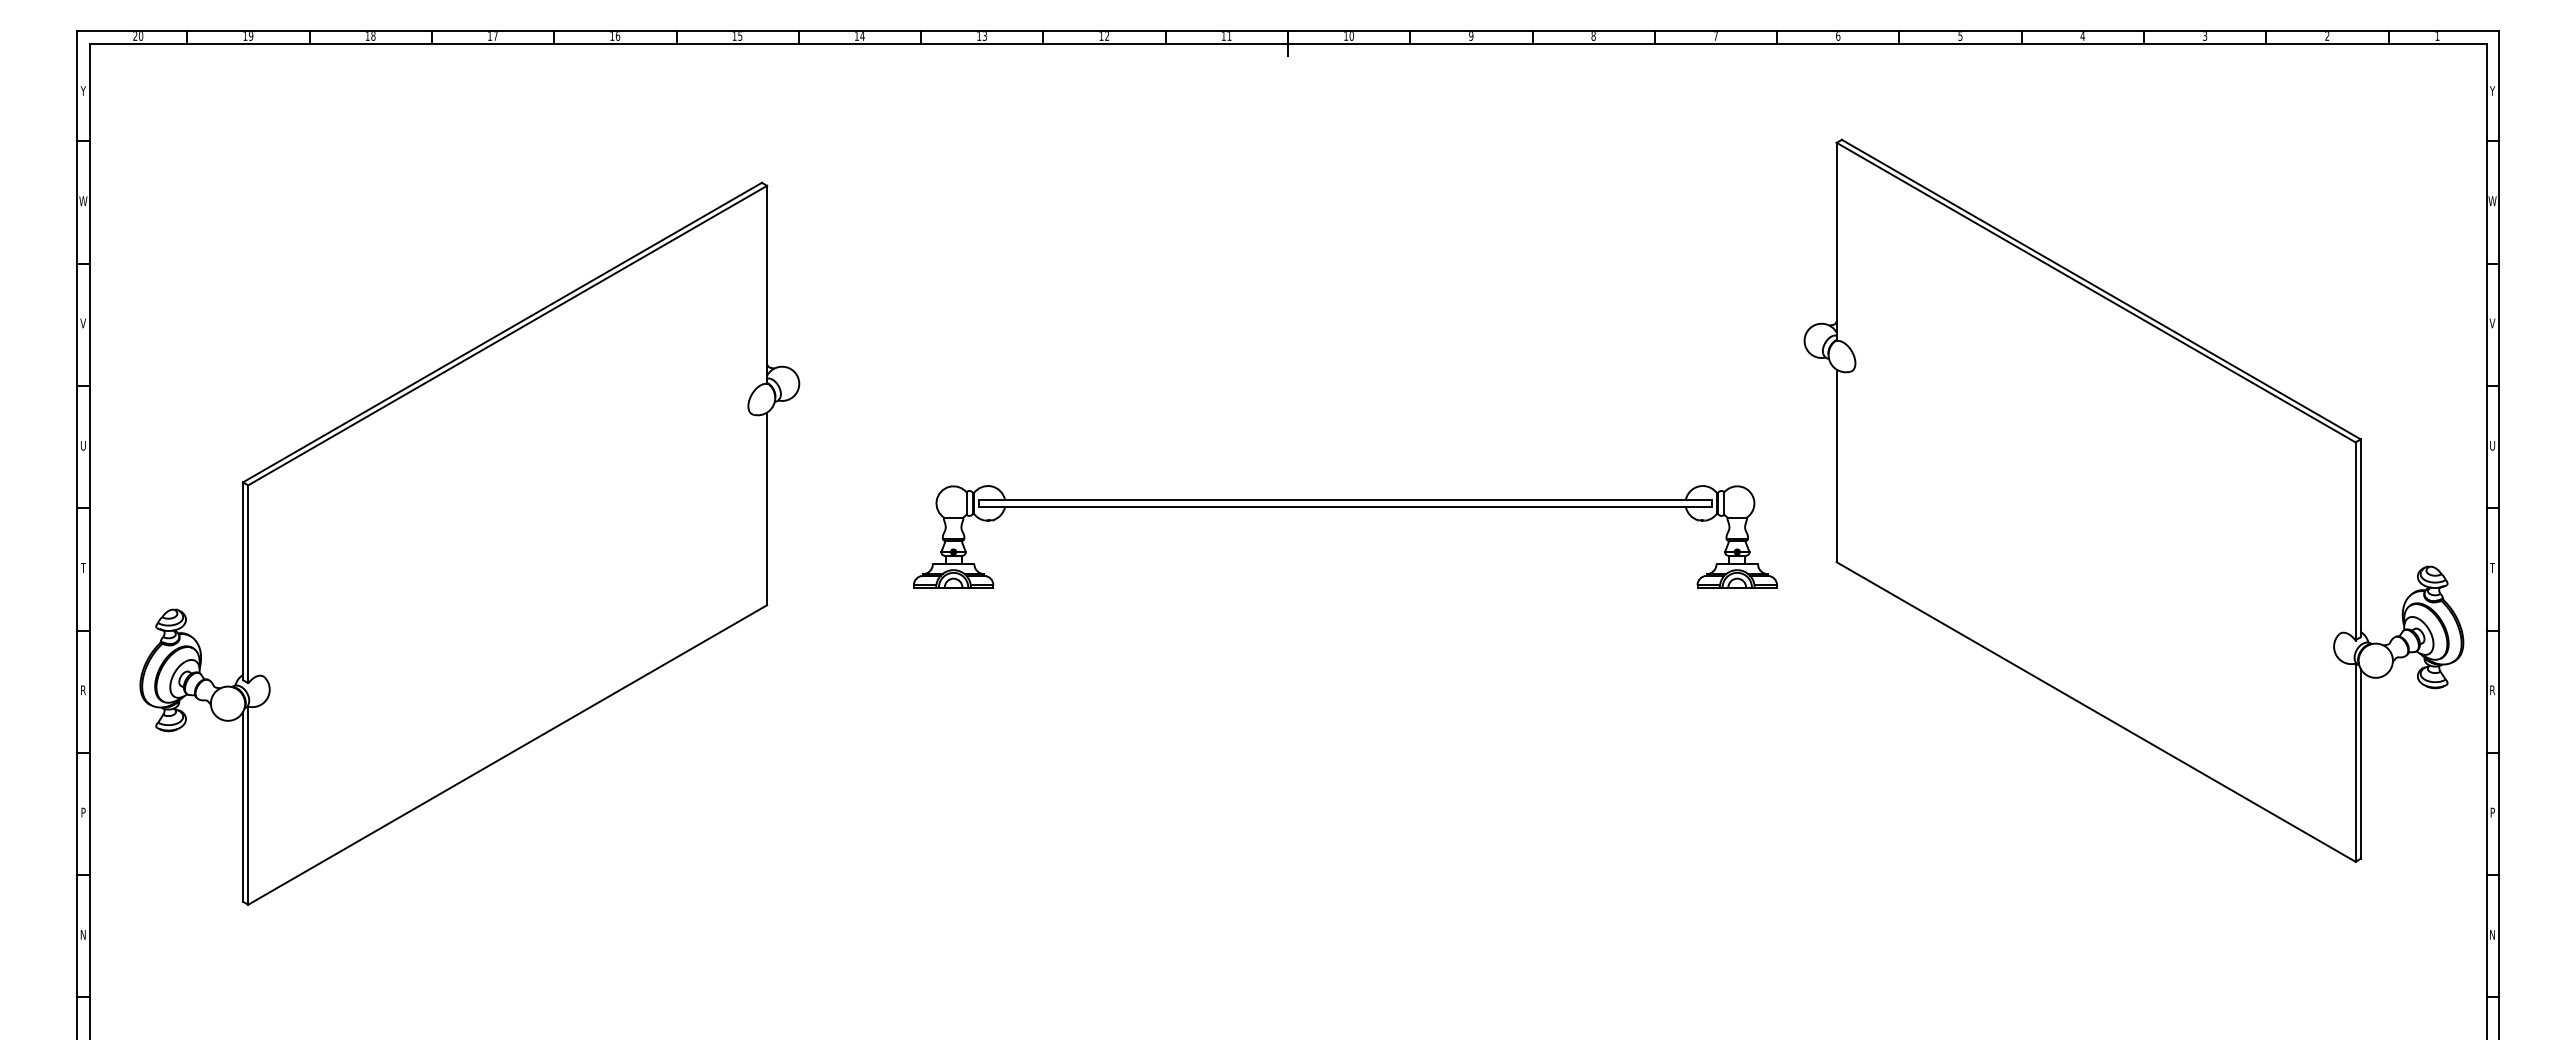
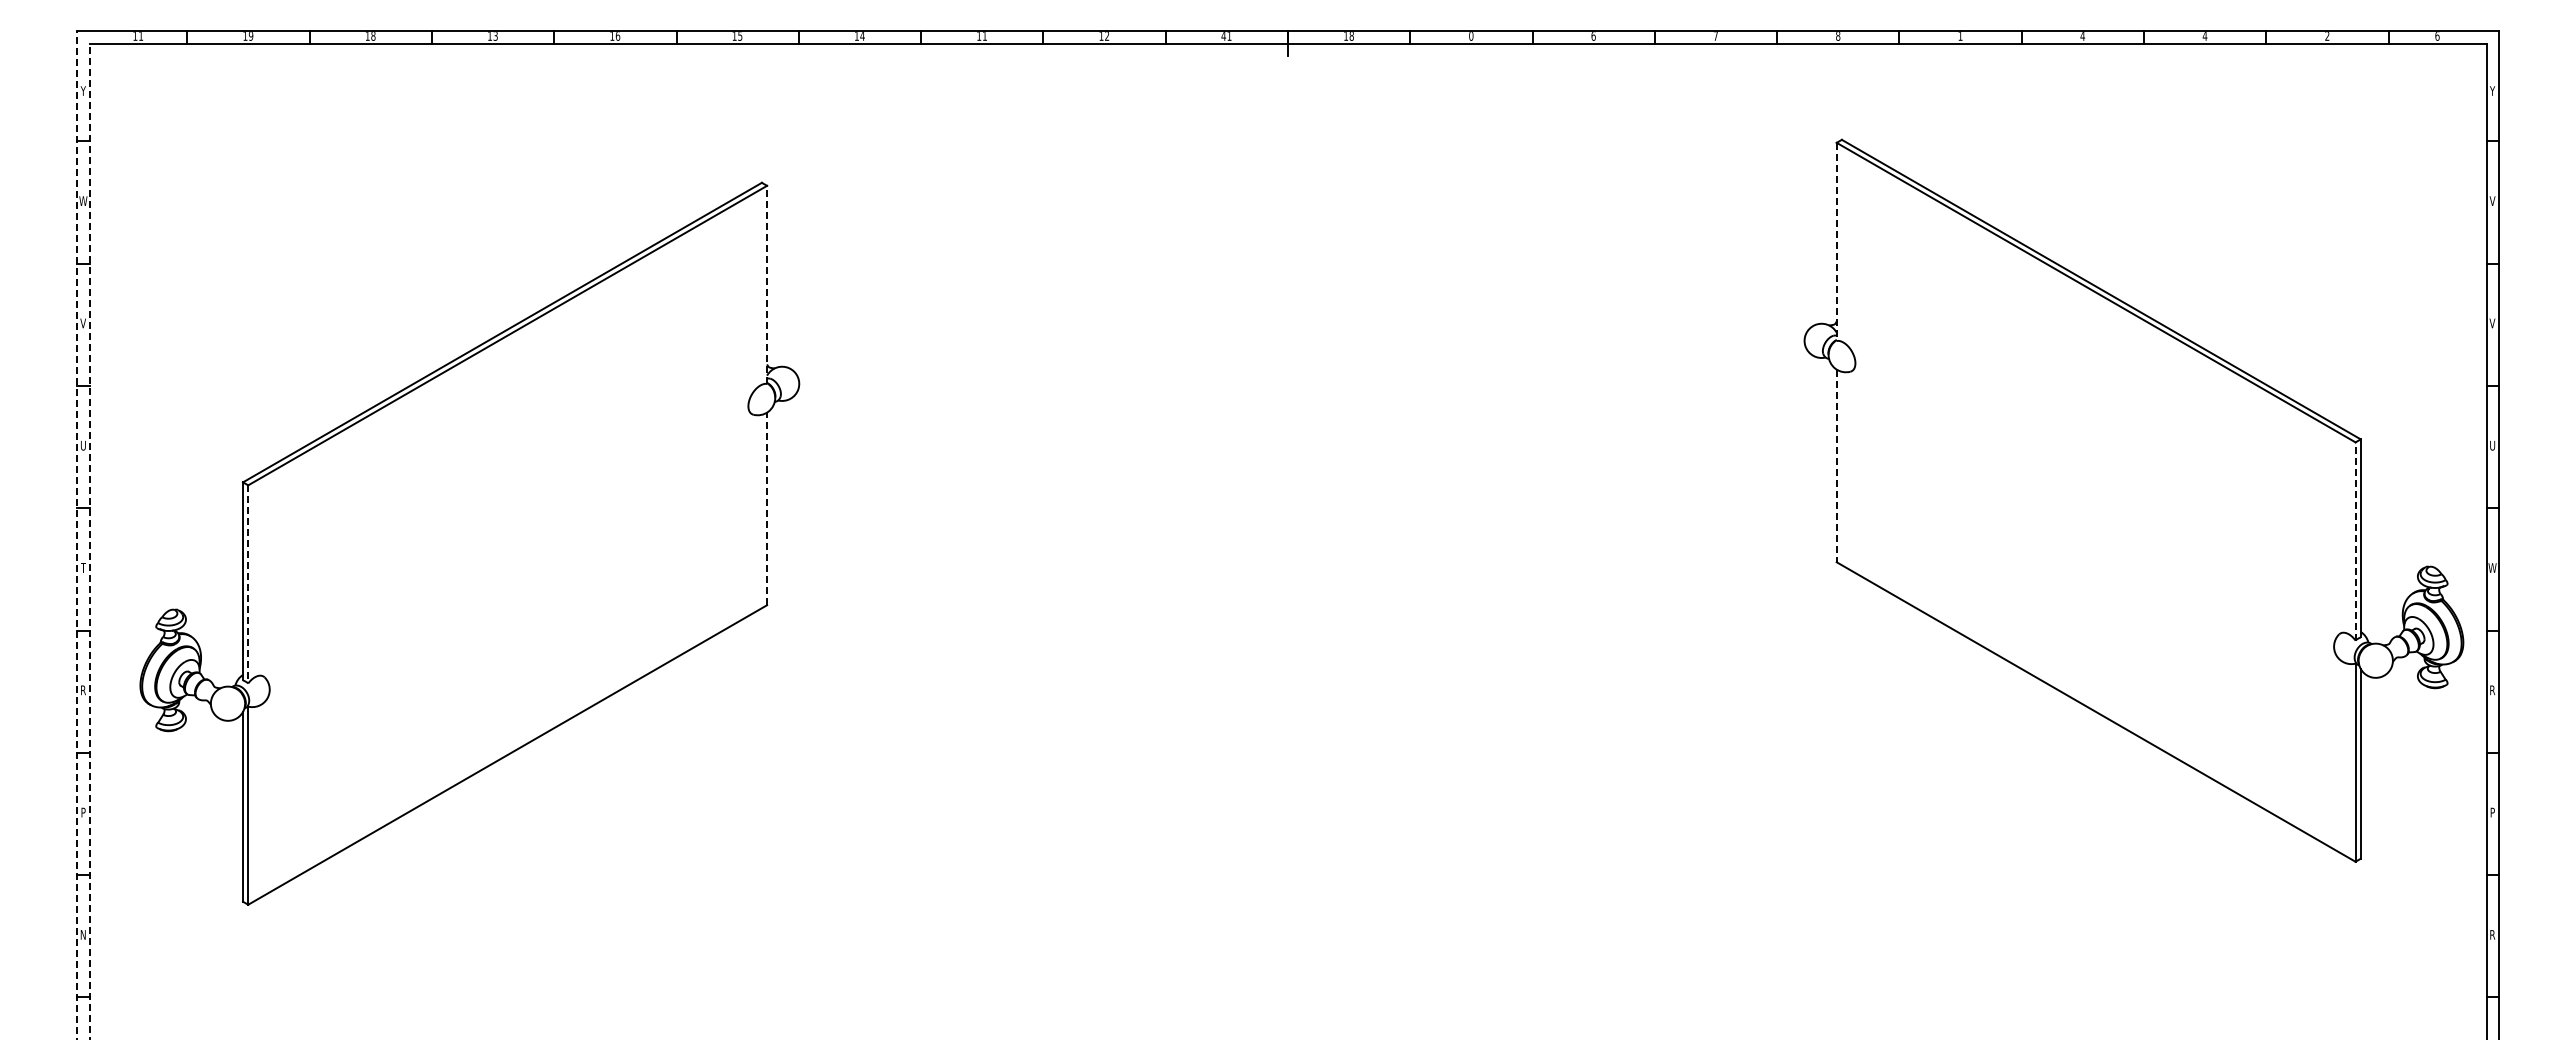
text: 20 -> 11 (138, 36)
text: 17 -> 13 (495, 36)
text: 13 -> 11 (984, 36)
text: 11 -> 41 (1223, 36)
text: 10 -> 18 (1351, 36)
text: 9 -> 0 (1471, 36)
text: 8 -> 6 (1593, 36)
text: 6 -> 8 (1838, 36)
text: 5 -> 1 (1960, 36)
text: 3 -> 4 (2204, 36)
text: 1 -> 6 (2437, 36)
text: W -> V (2492, 200)
line: solid -> dashed (1836, 242)
line: solid -> dashed (767, 284)
line: solid -> dashed (1836, 466)
part: present -> none (1345, 507)
line: solid -> dashed (767, 508)
line: solid -> dashed (77, 535)
line: solid -> dashed (2355, 540)
line: solid -> dashed (89, 541)
text: T -> W (2492, 567)
line: solid -> dashed (248, 584)
text: N -> R (2492, 934)
